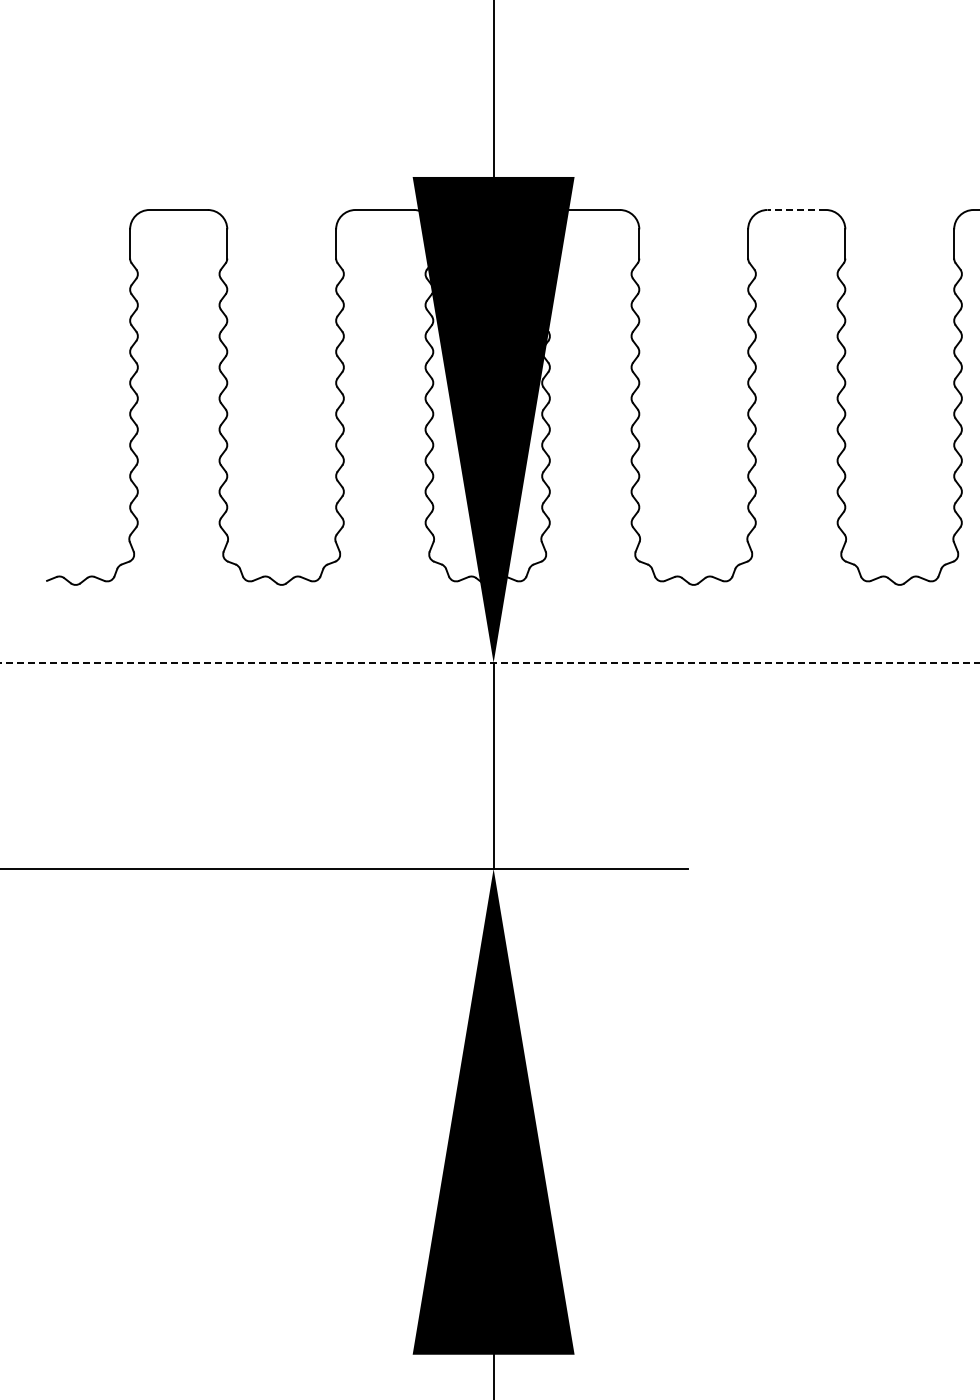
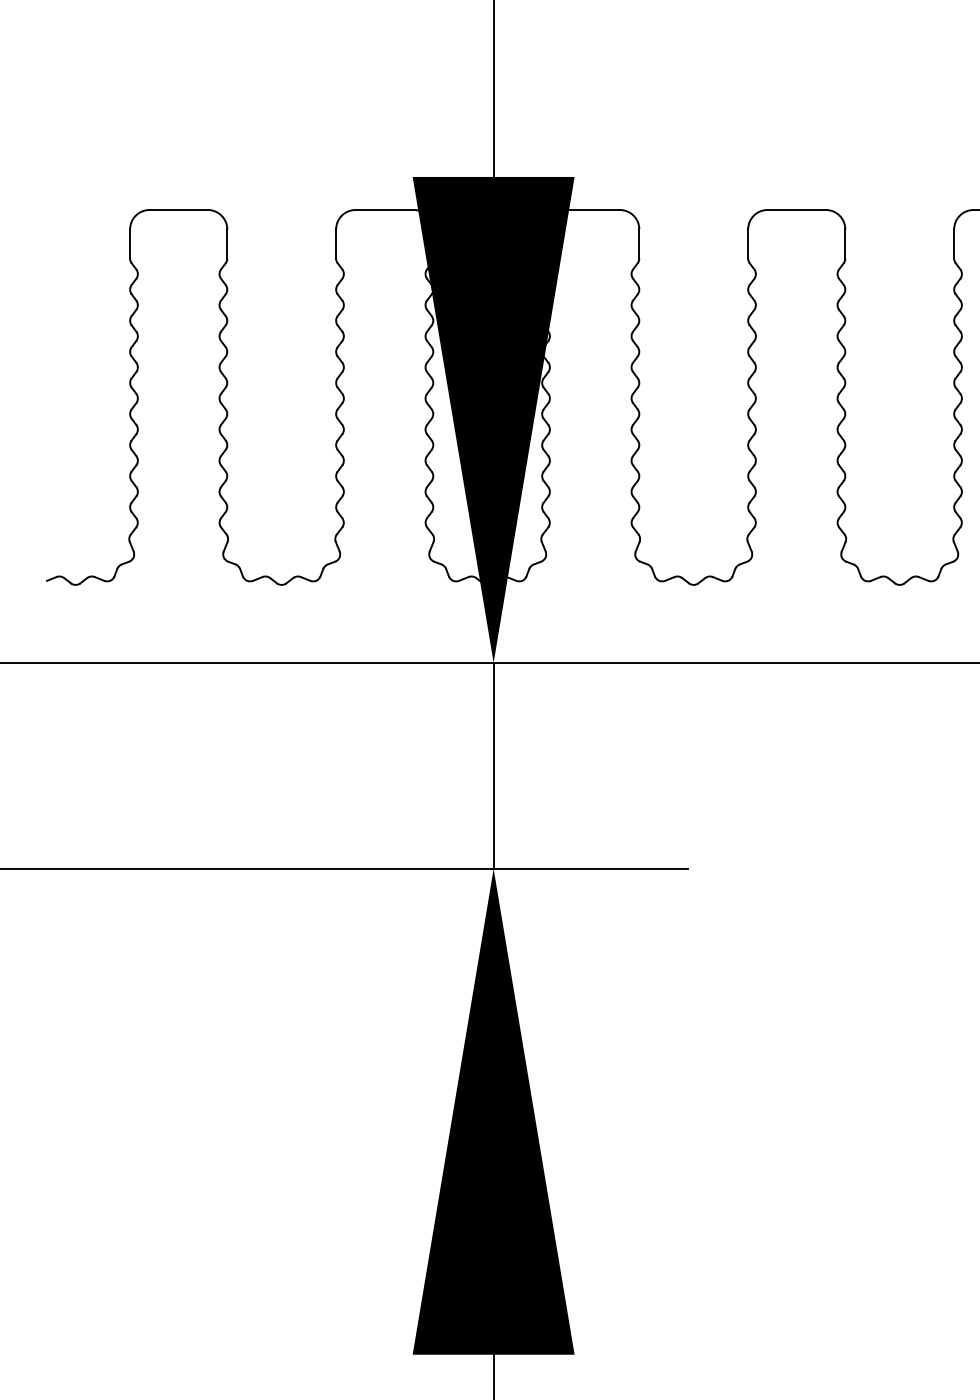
line: dashed -> solid (796, 209)
line: dashed -> solid (489, 662)
